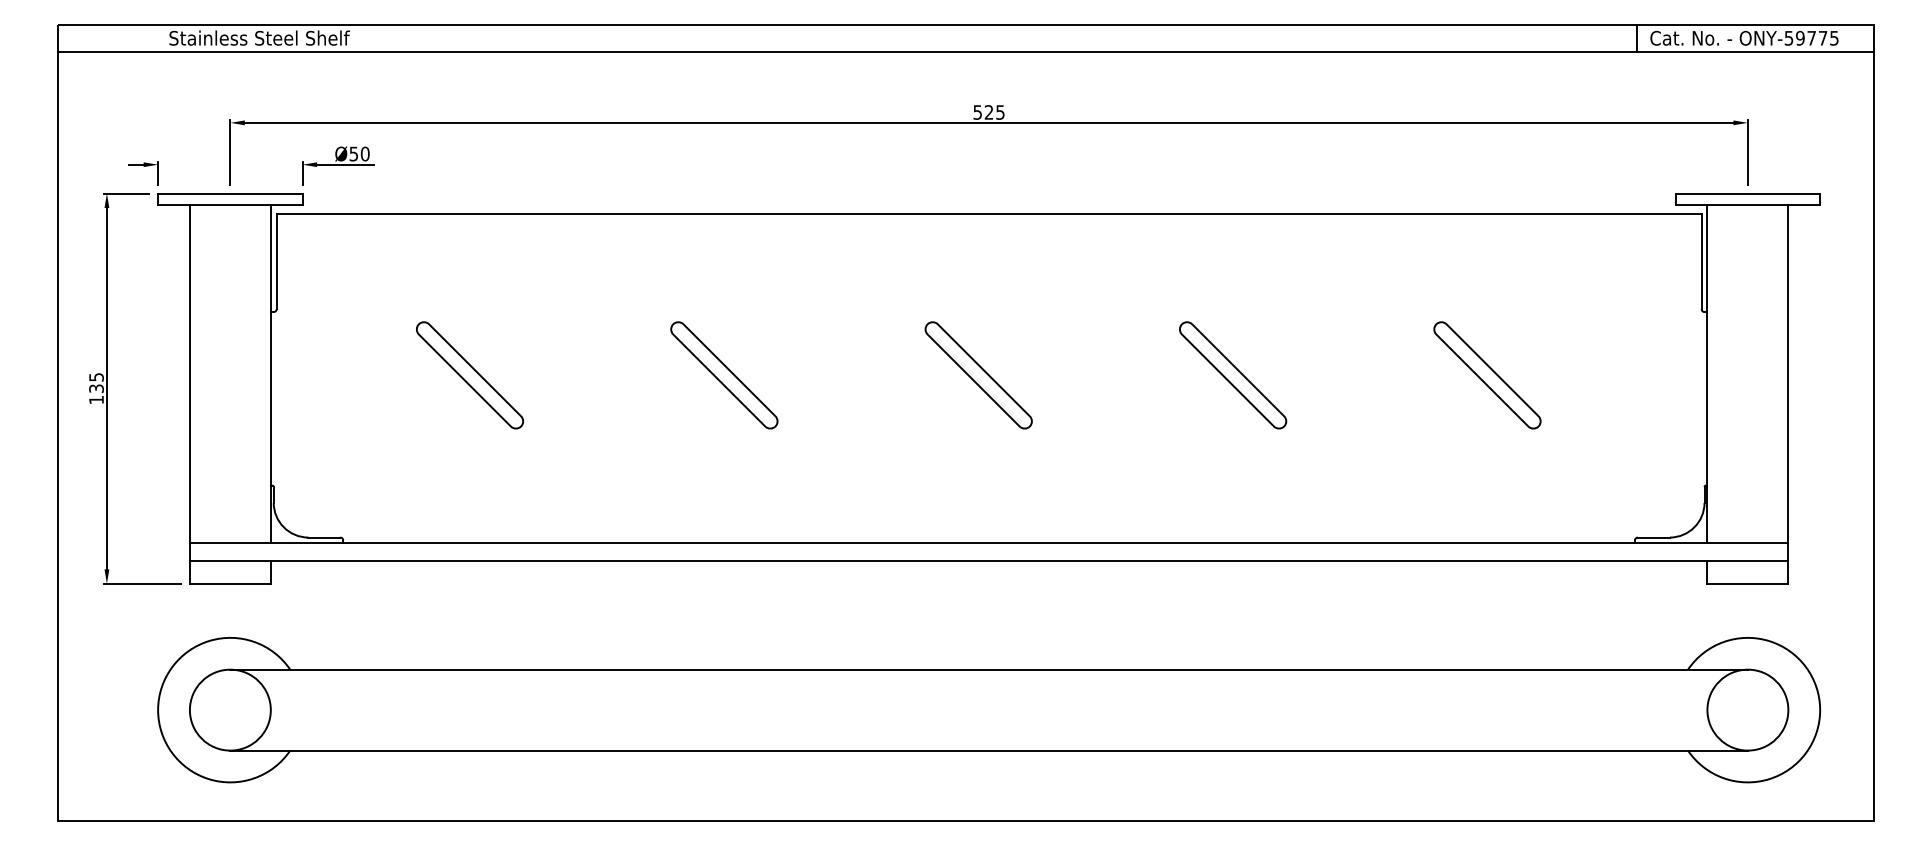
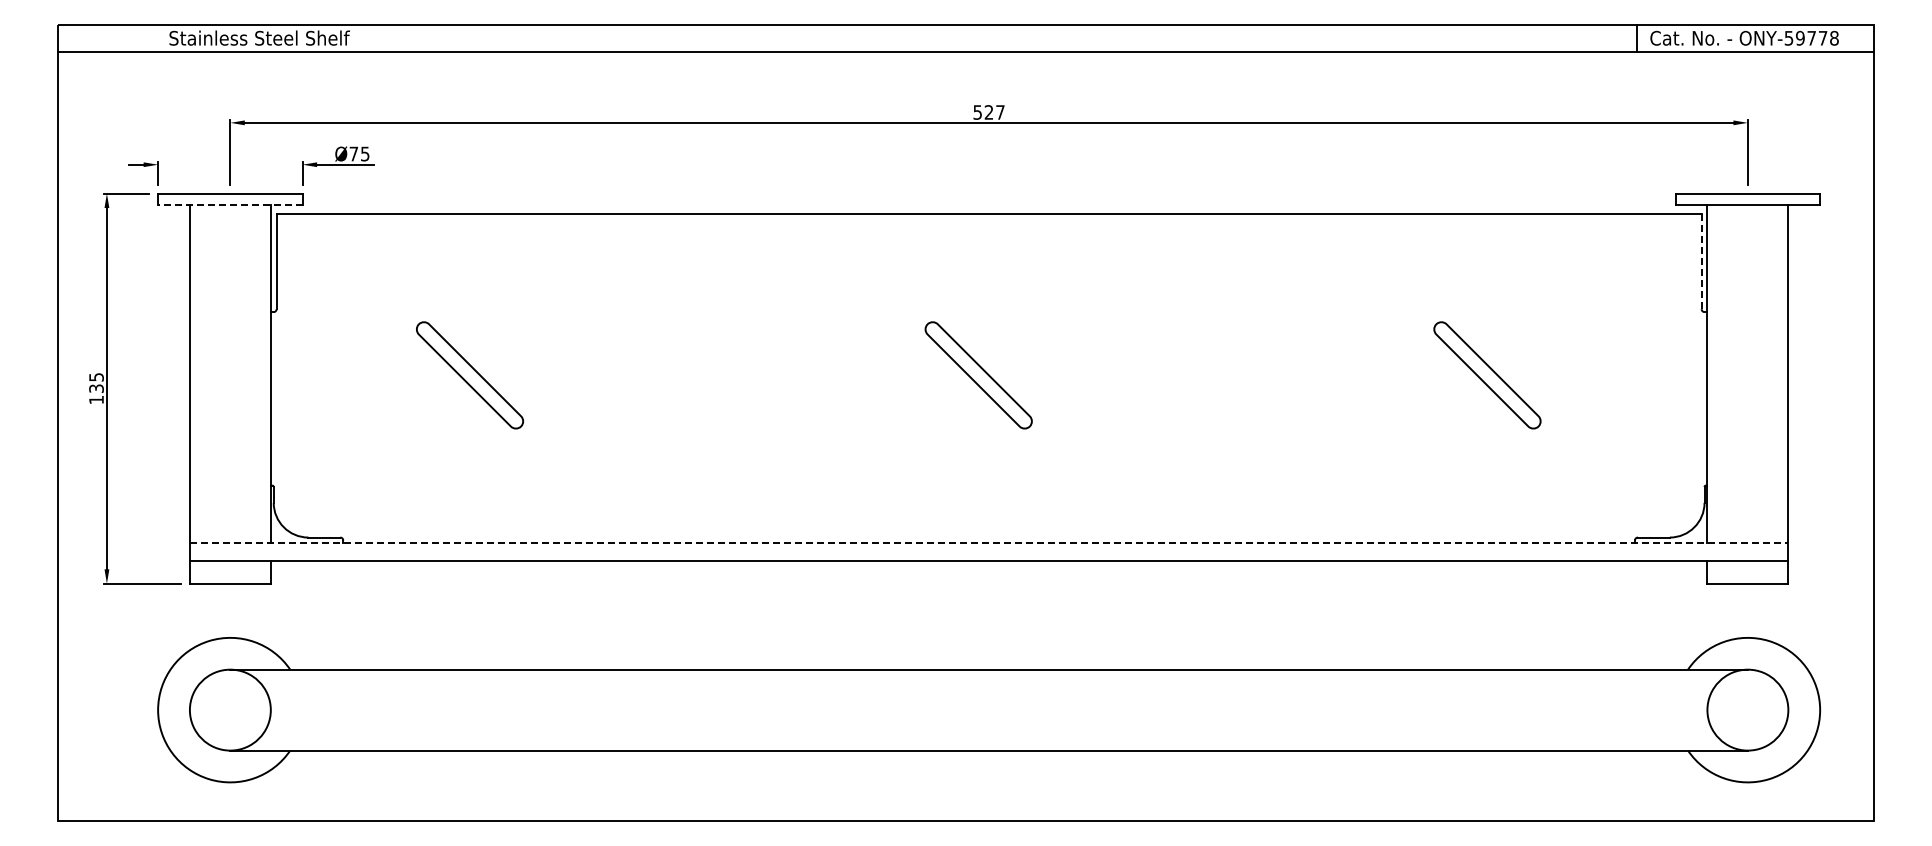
text: ONY-59775 -> ONY-59778 (1834, 37)
text: 525 -> 527 (1000, 112)
text: Ø50 -> Ø75 (359, 153)
line: solid -> dashed (229, 205)
line: solid -> dashed (1701, 261)
part: present -> none (724, 375)
part: present -> none (1233, 375)
line: solid -> dashed (989, 543)
